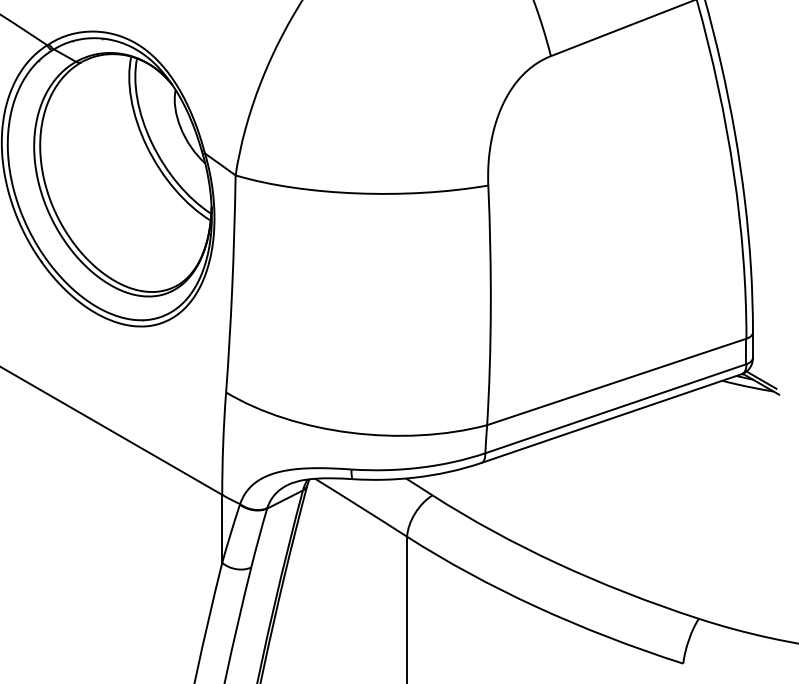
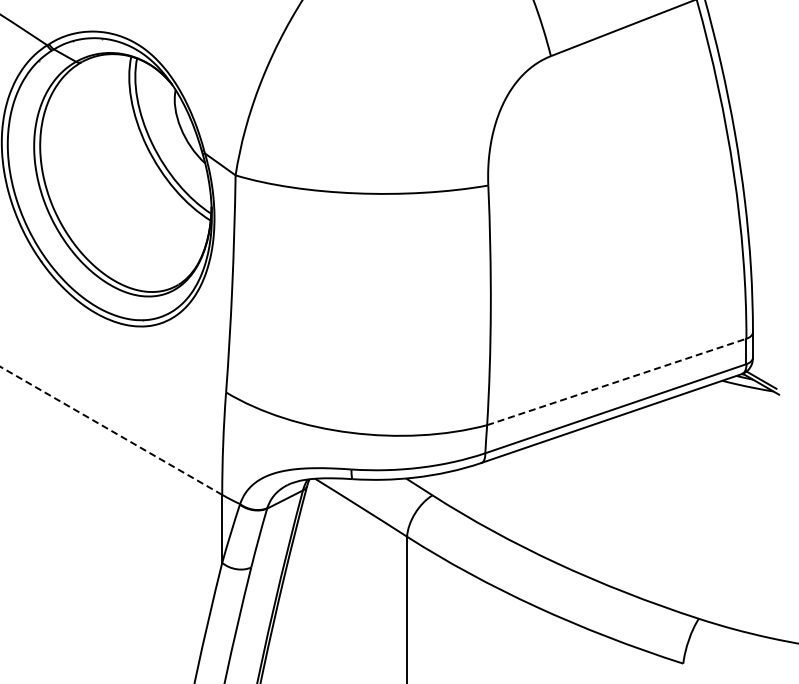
line: solid -> dashed (616, 381)
line: solid -> dashed (111, 430)
